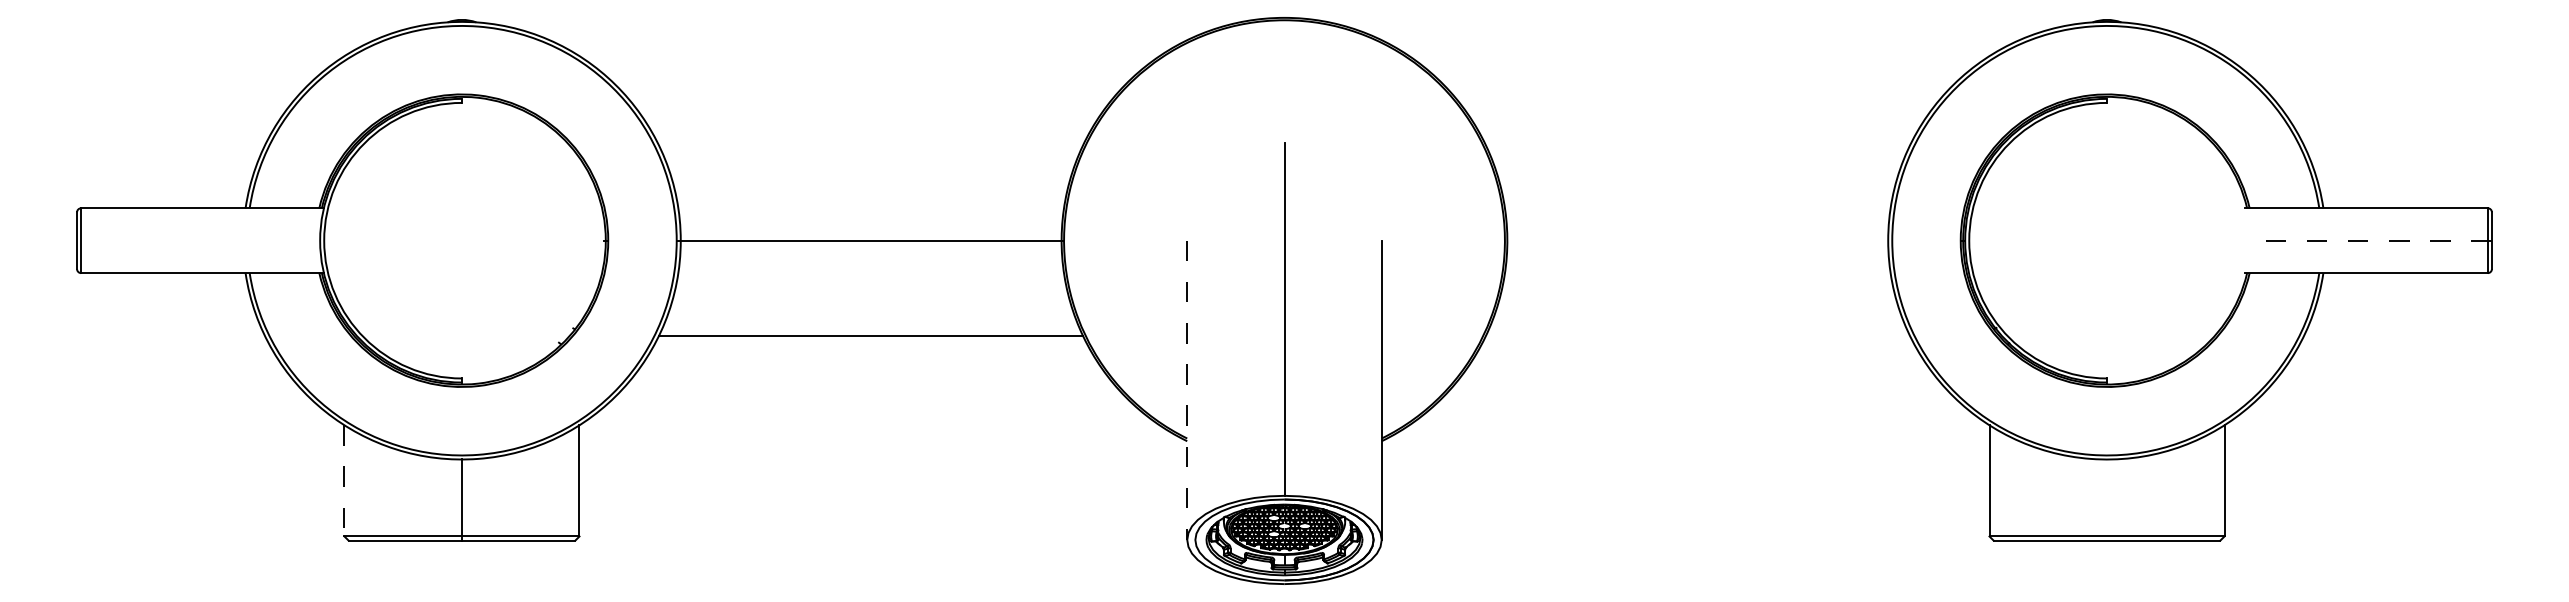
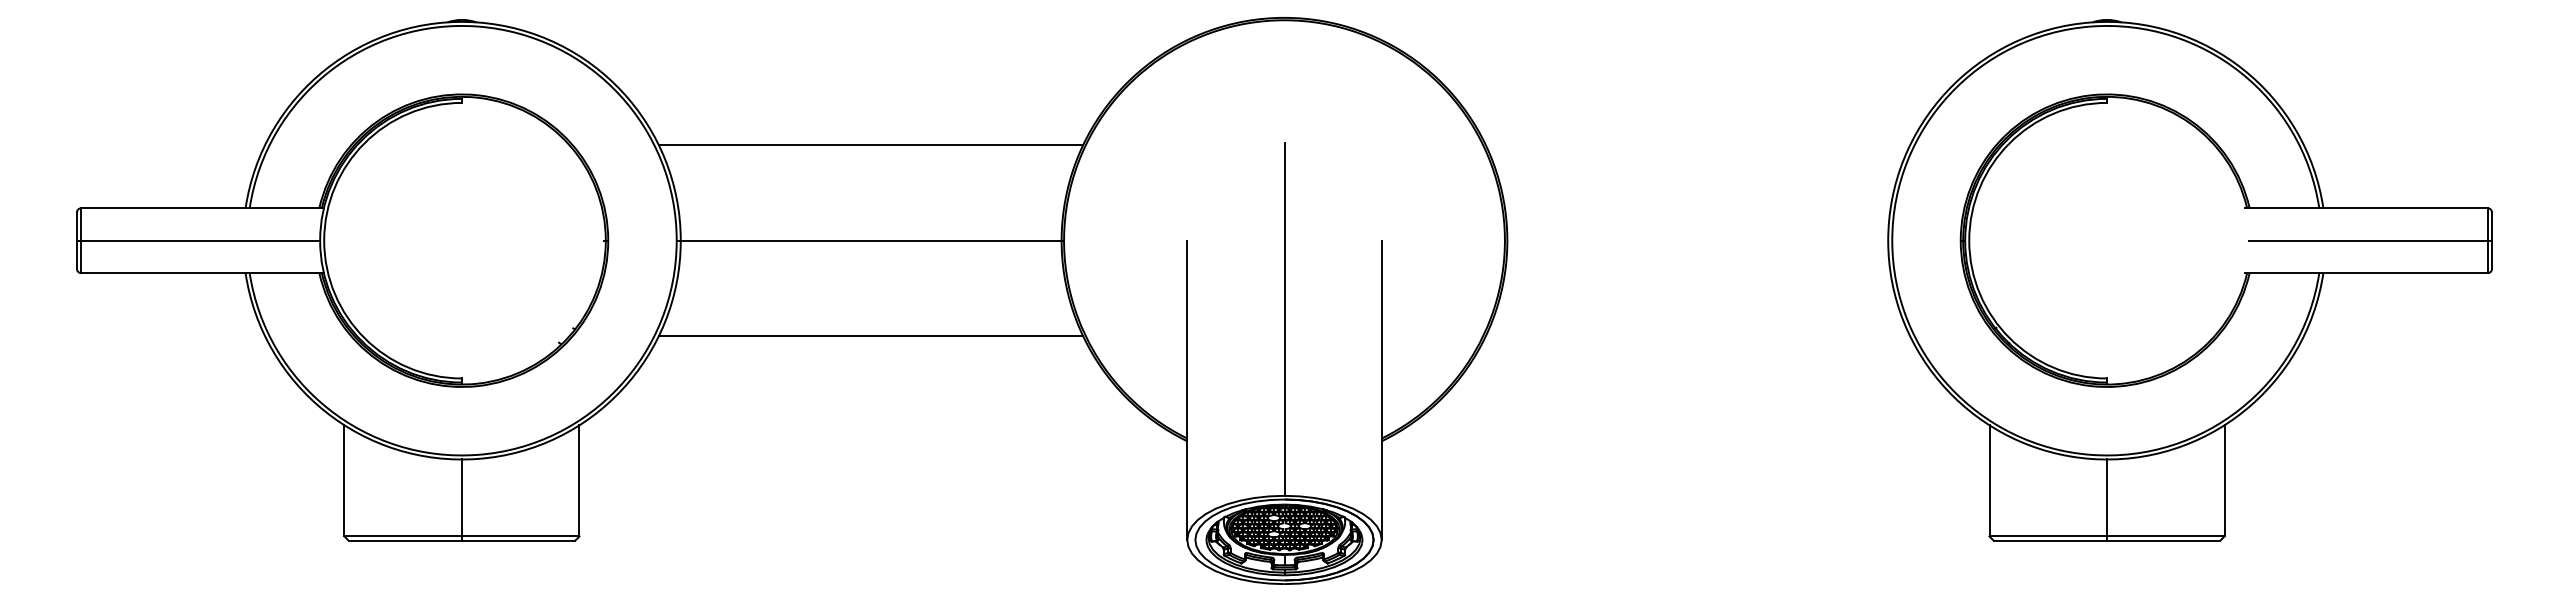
line: none -> present (870, 145)
line: none -> present (198, 240)
line: dashed -> solid (2370, 240)
line: dashed -> solid (1187, 390)
line: dashed -> solid (344, 480)
line: none -> present (2107, 499)
